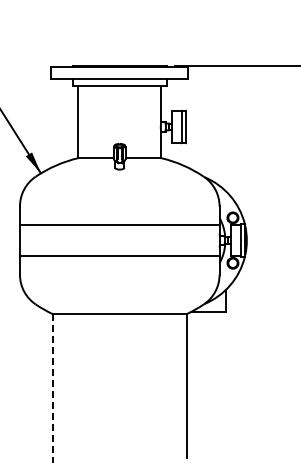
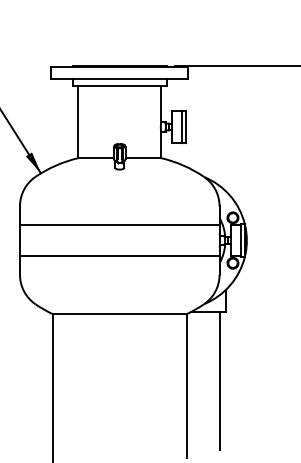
line: none -> present (219, 380)
line: dashed -> solid (52, 388)
